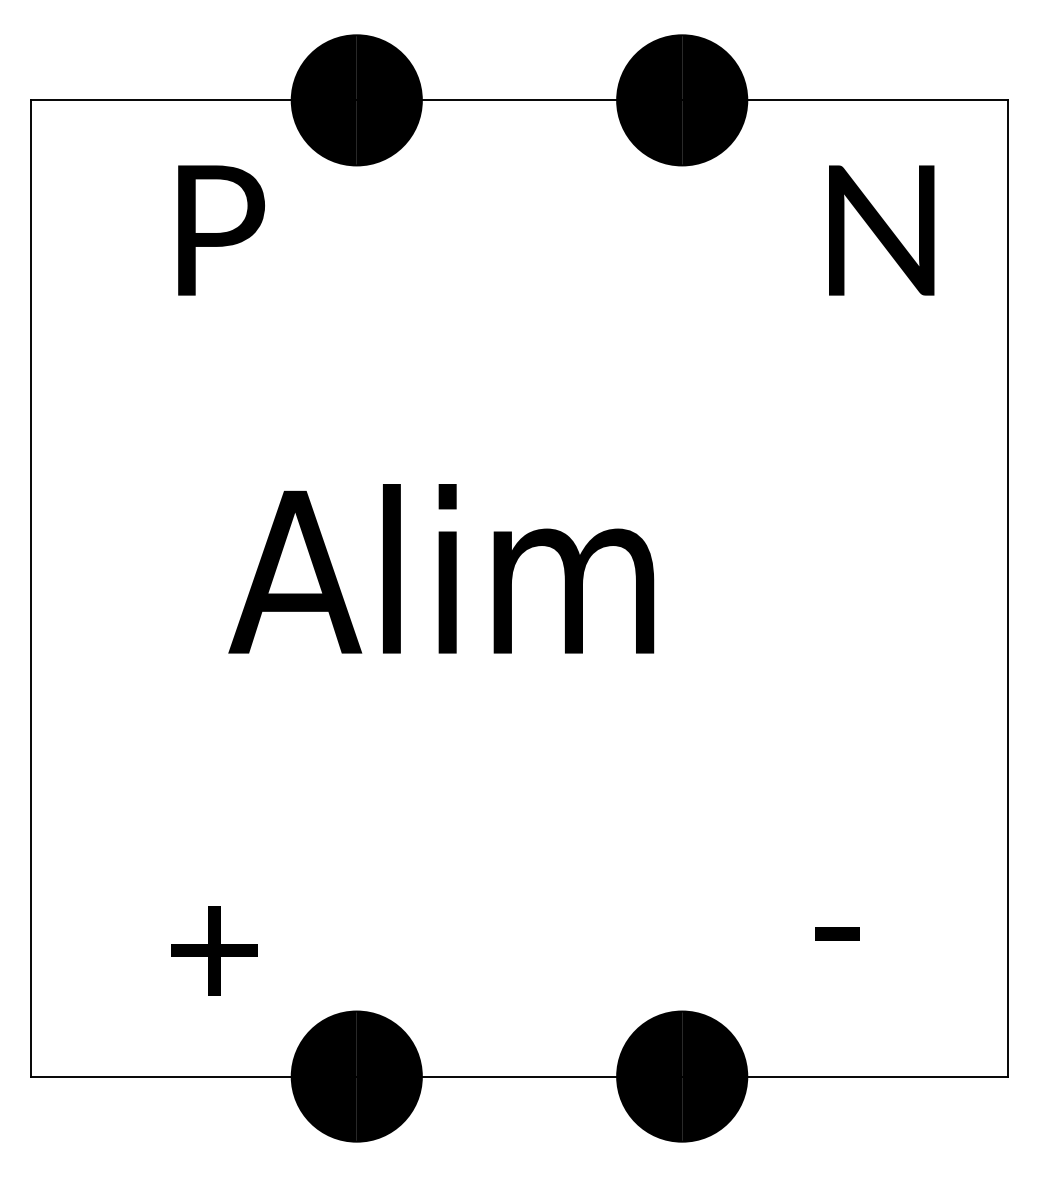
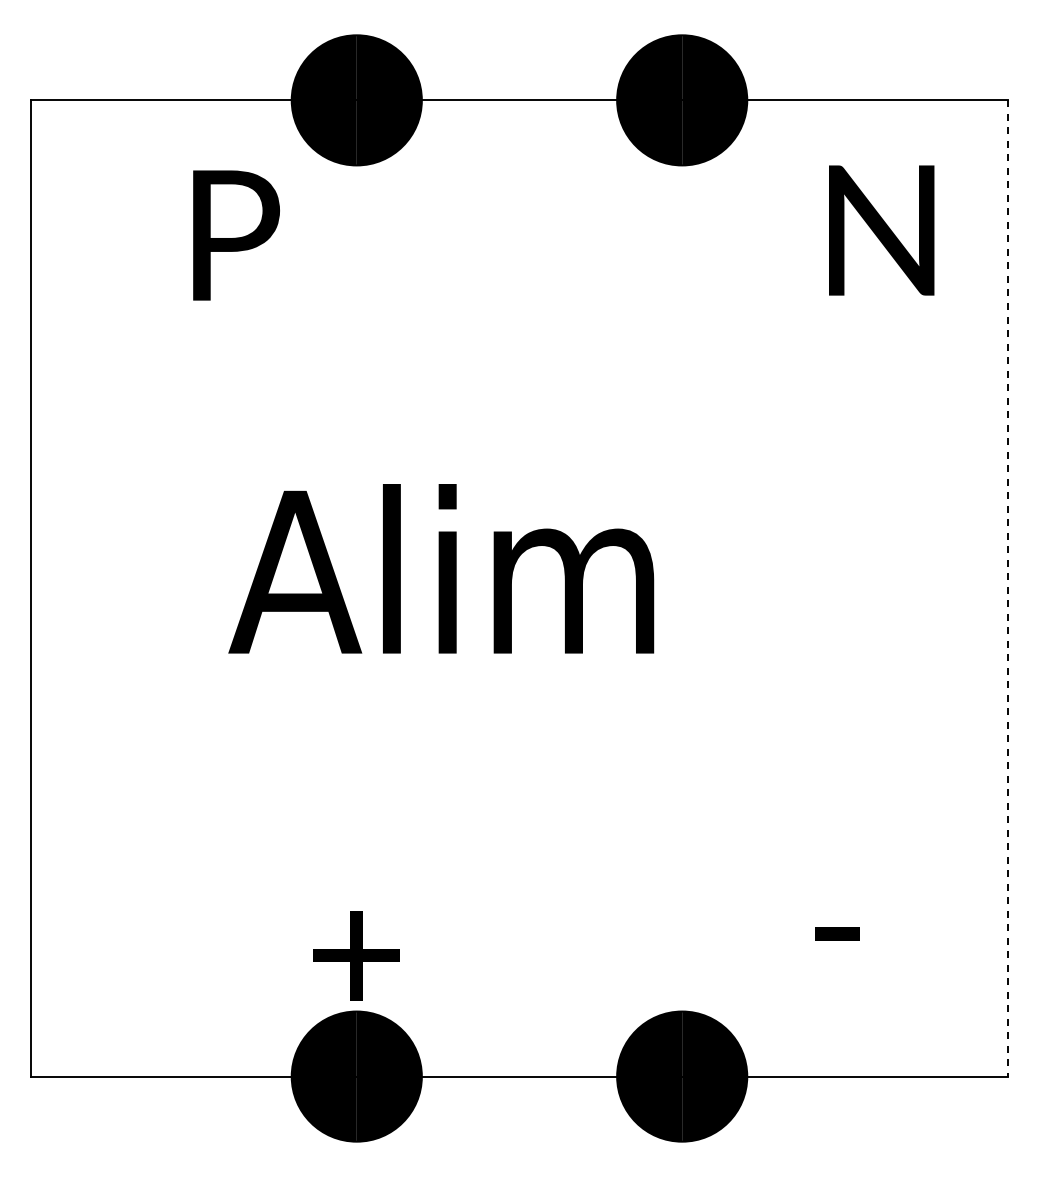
text position: (221, 230) -> (236, 235) (236, 235)
line: solid -> dashed (1007, 588)
text position: (214, 950) -> (356, 955) (356, 955)
